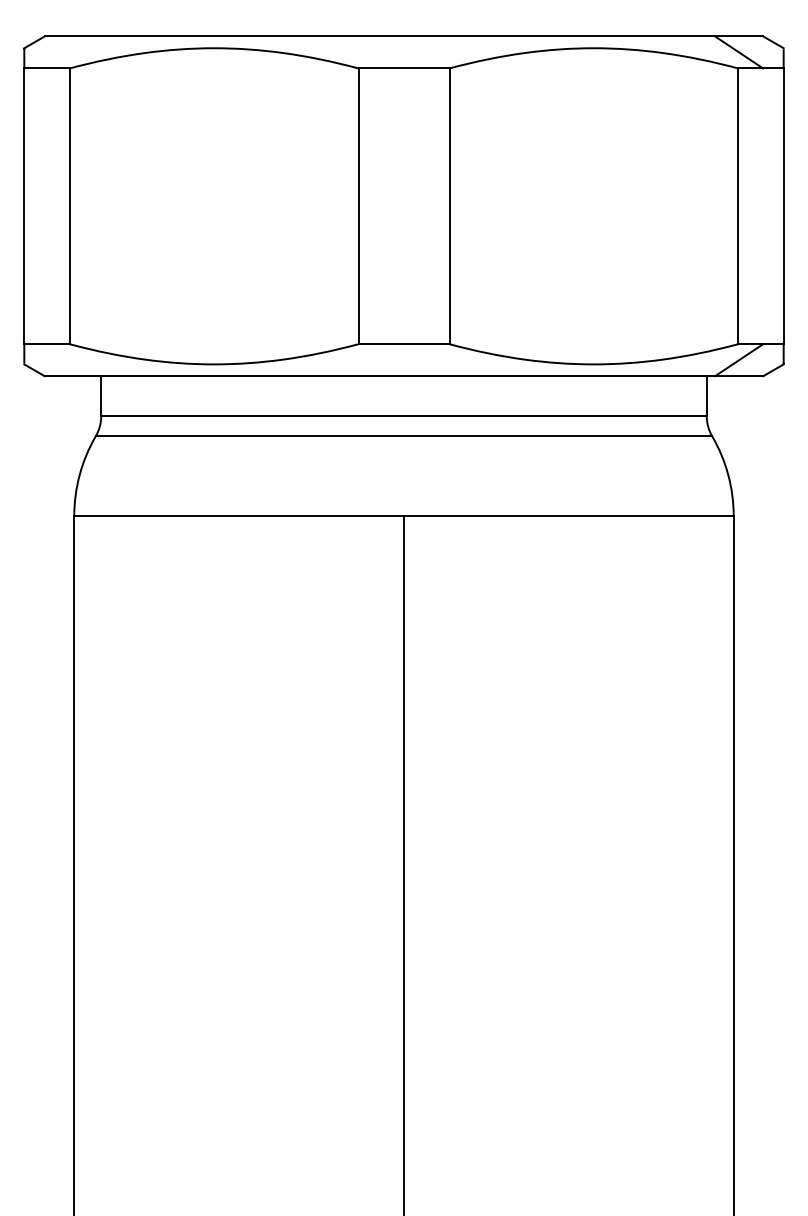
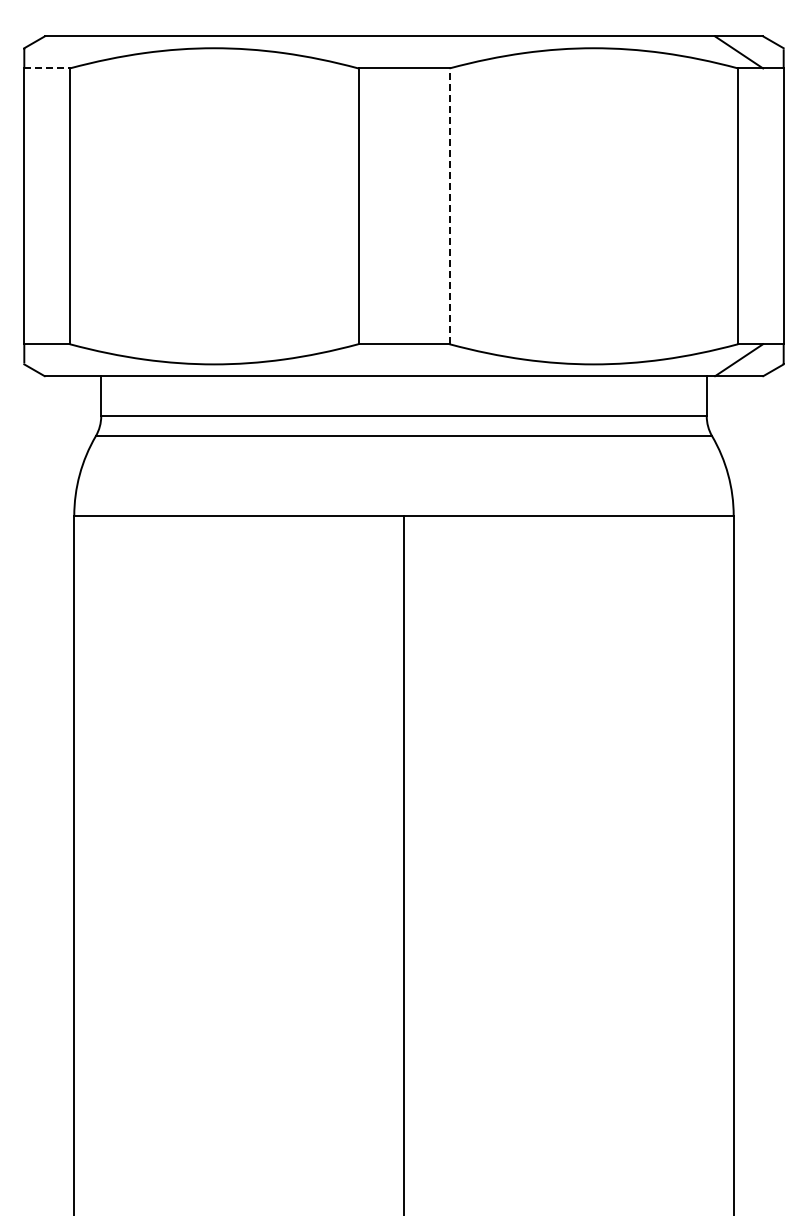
line: solid -> dashed (47, 68)
line: solid -> dashed (449, 206)
